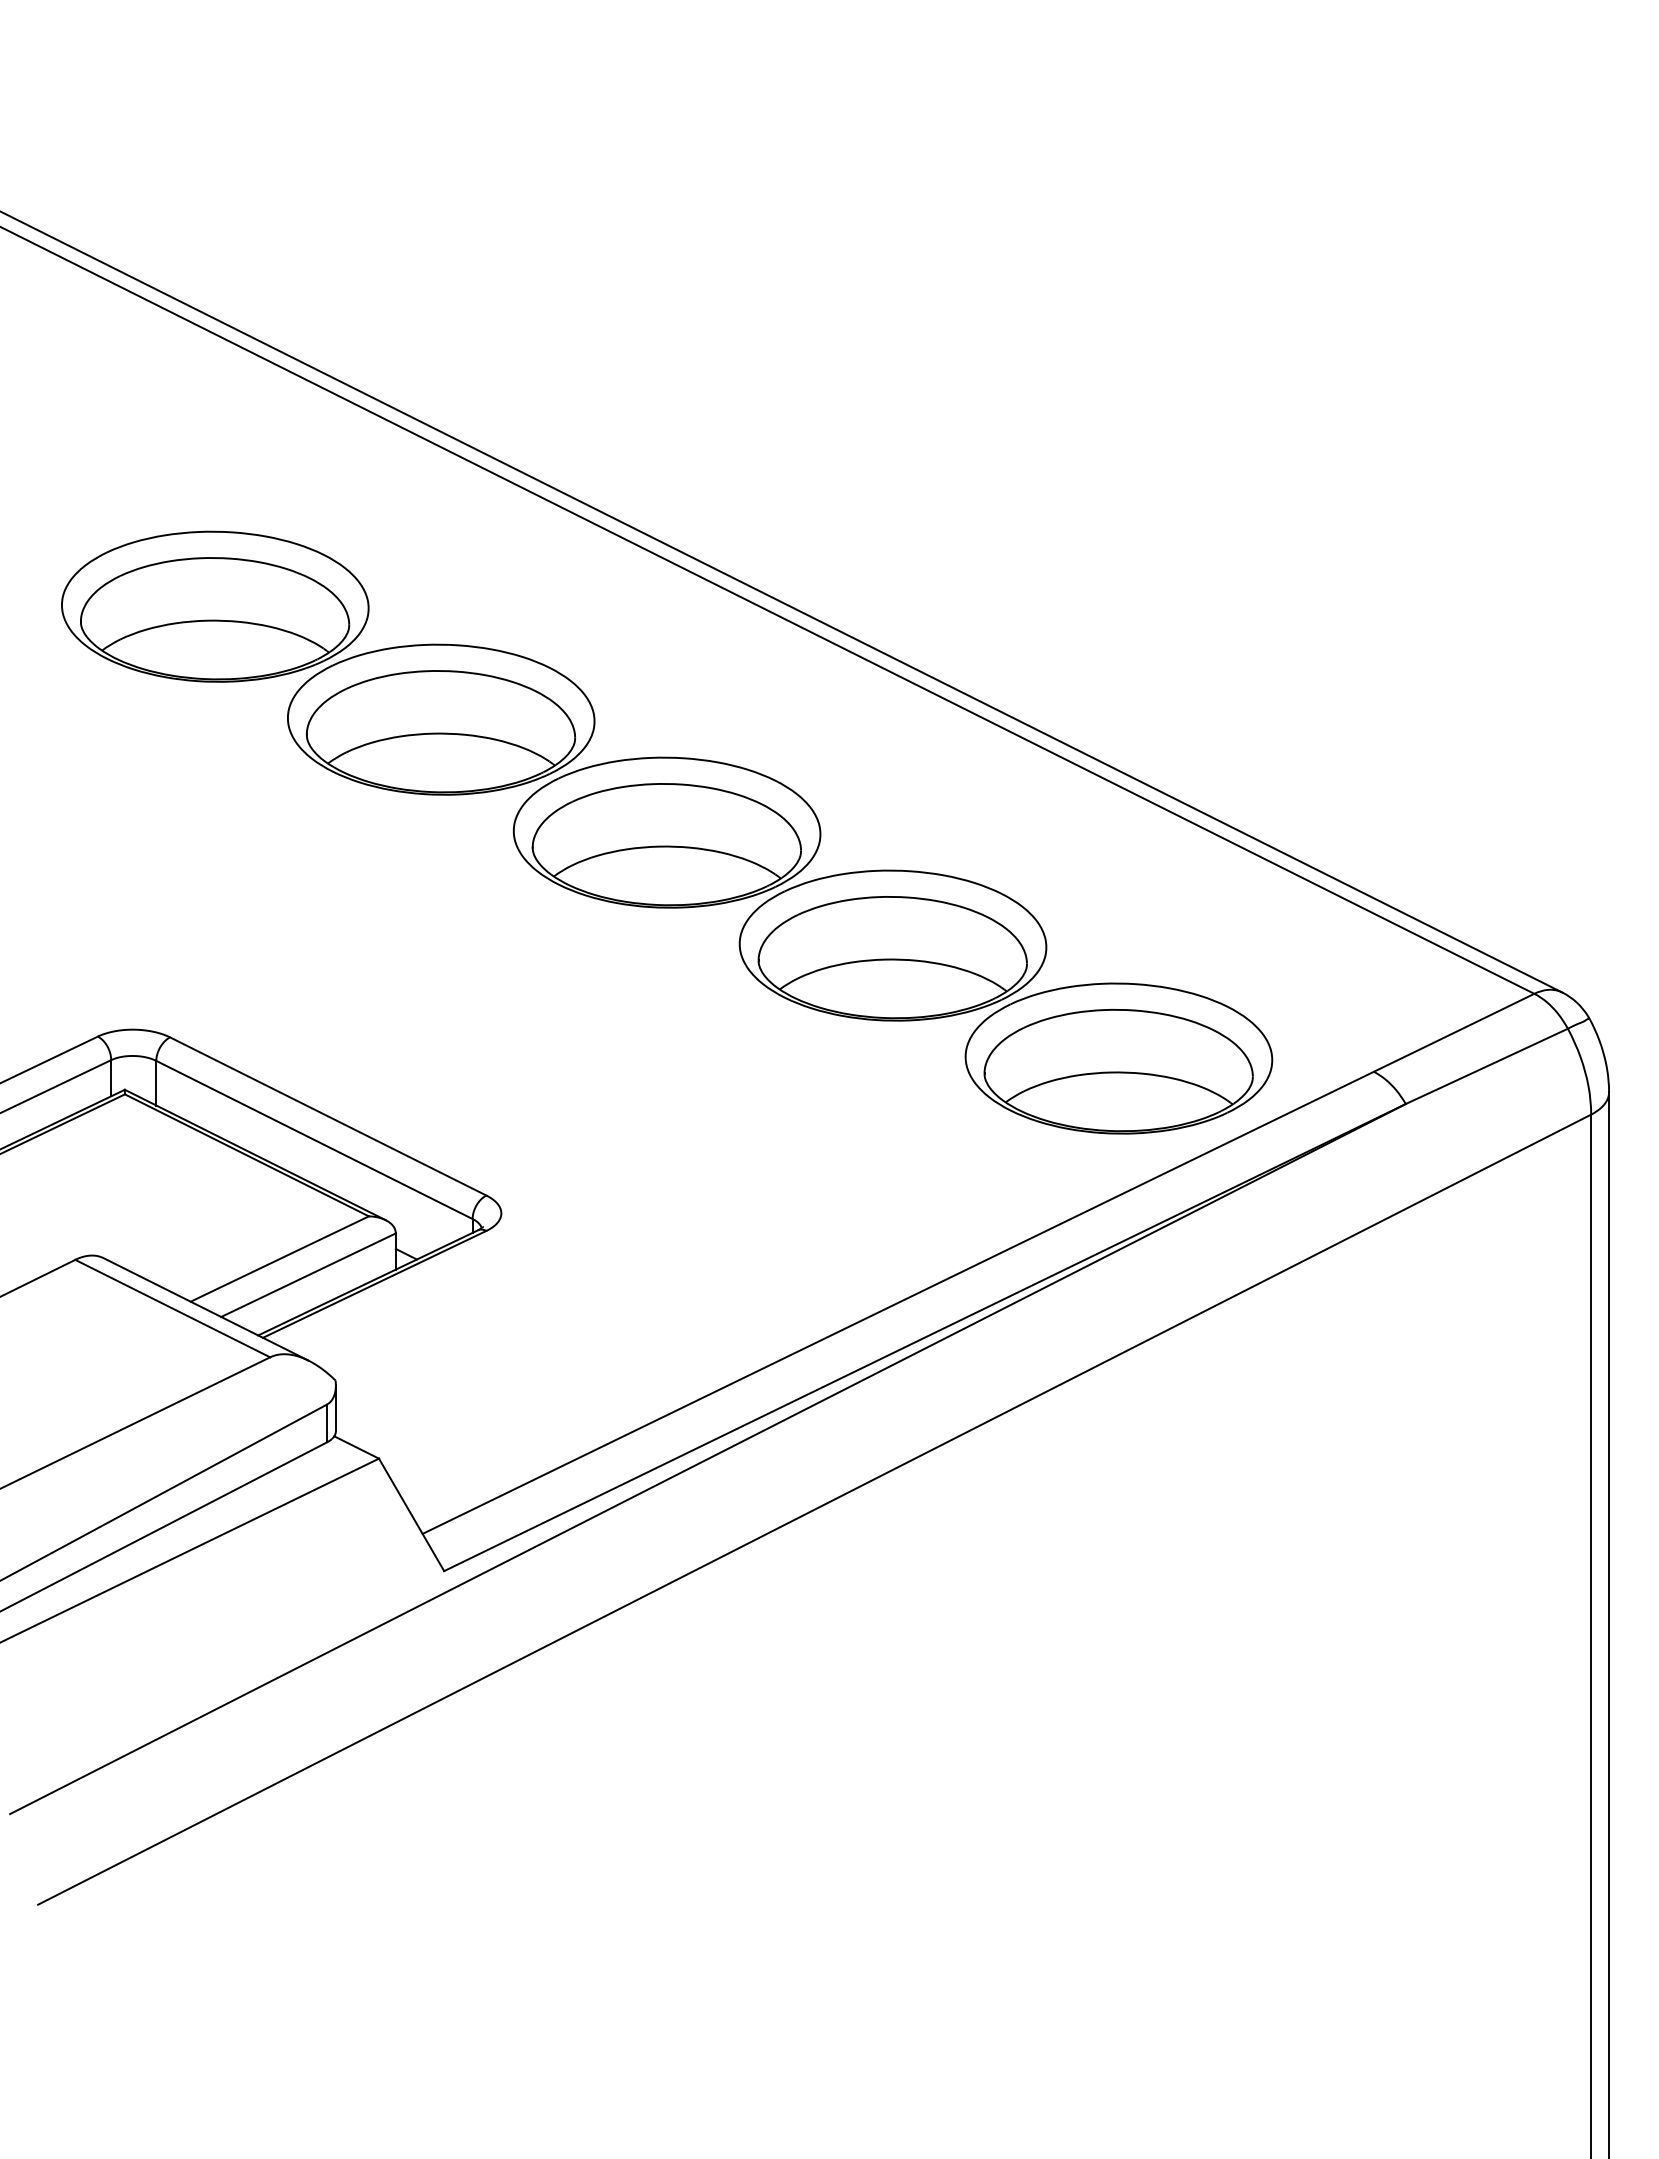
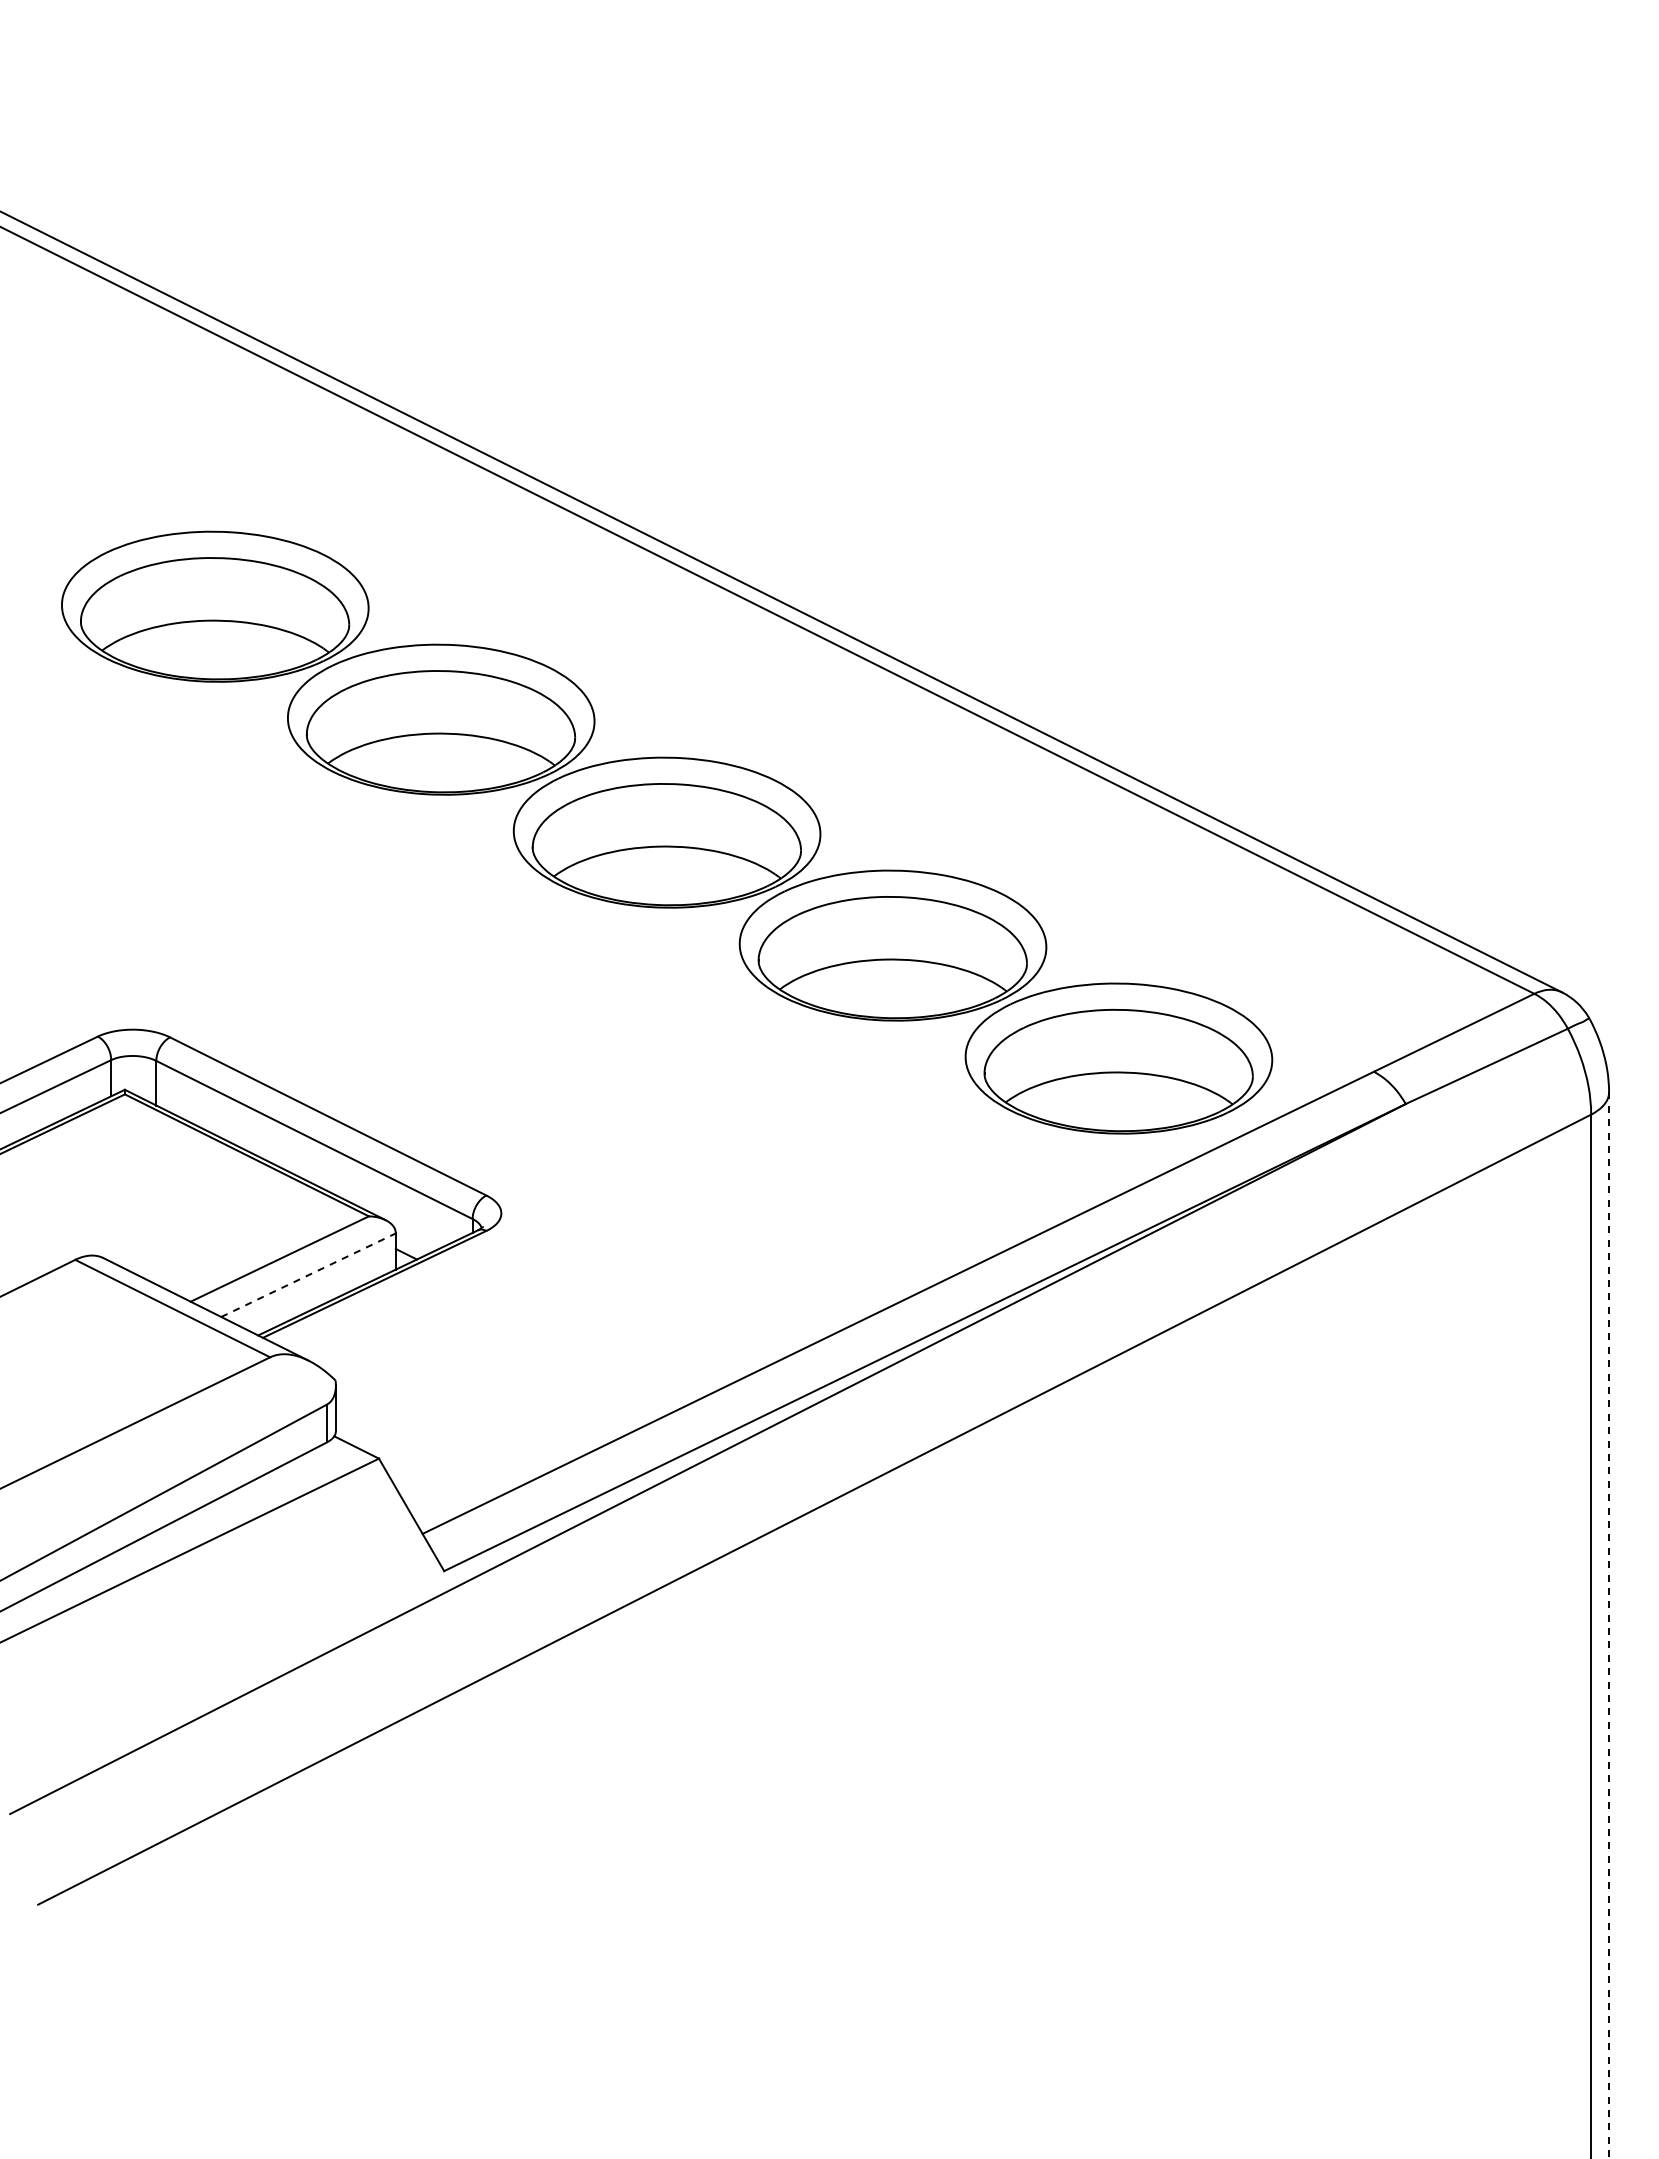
line: solid -> dashed (308, 1275)
line: solid -> dashed (1609, 1625)
